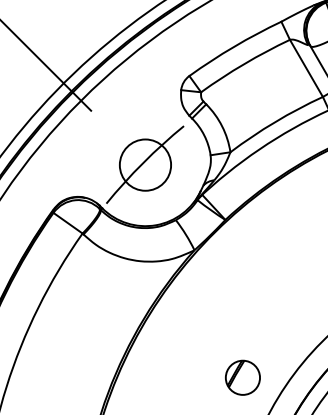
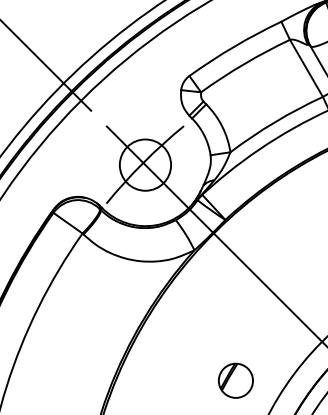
line: none -> present (215, 235)
part position: (242, 377) -> (235, 380) (235, 380)
